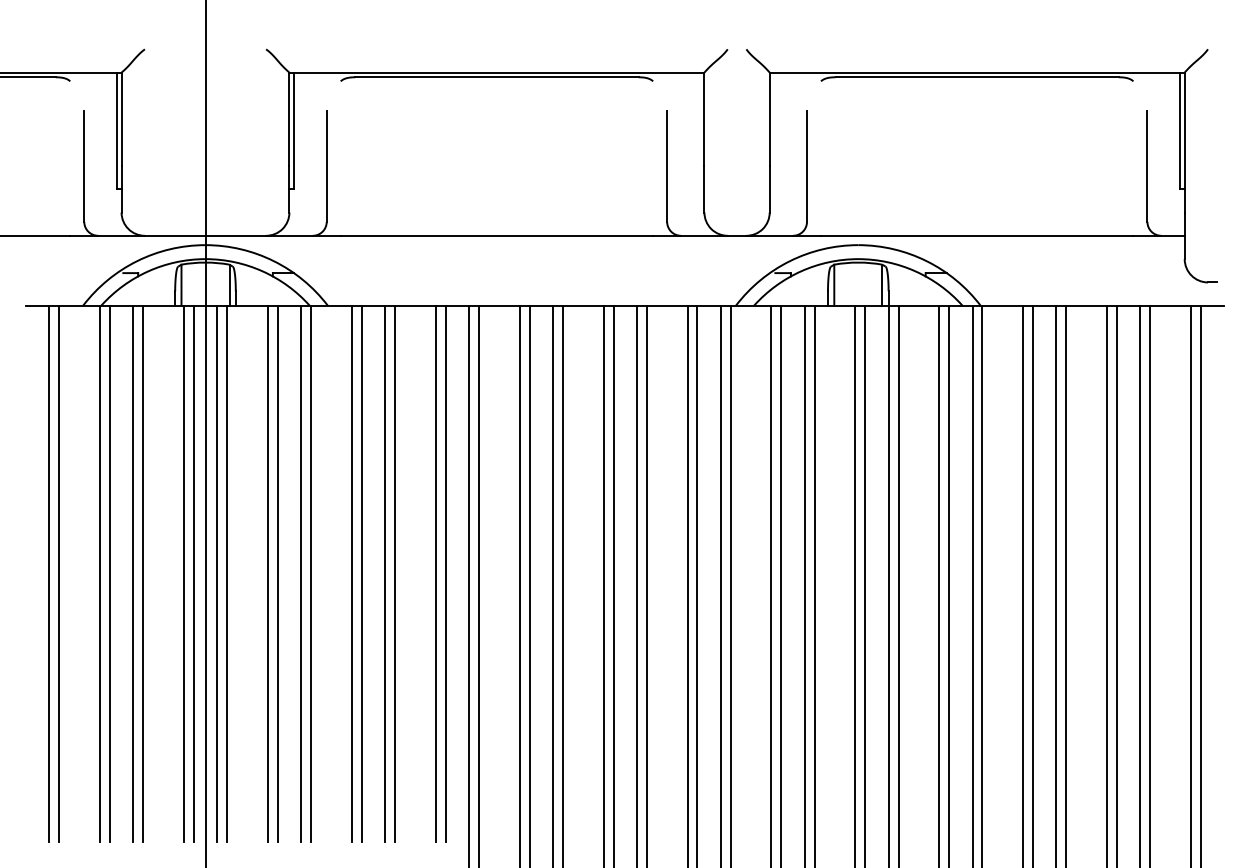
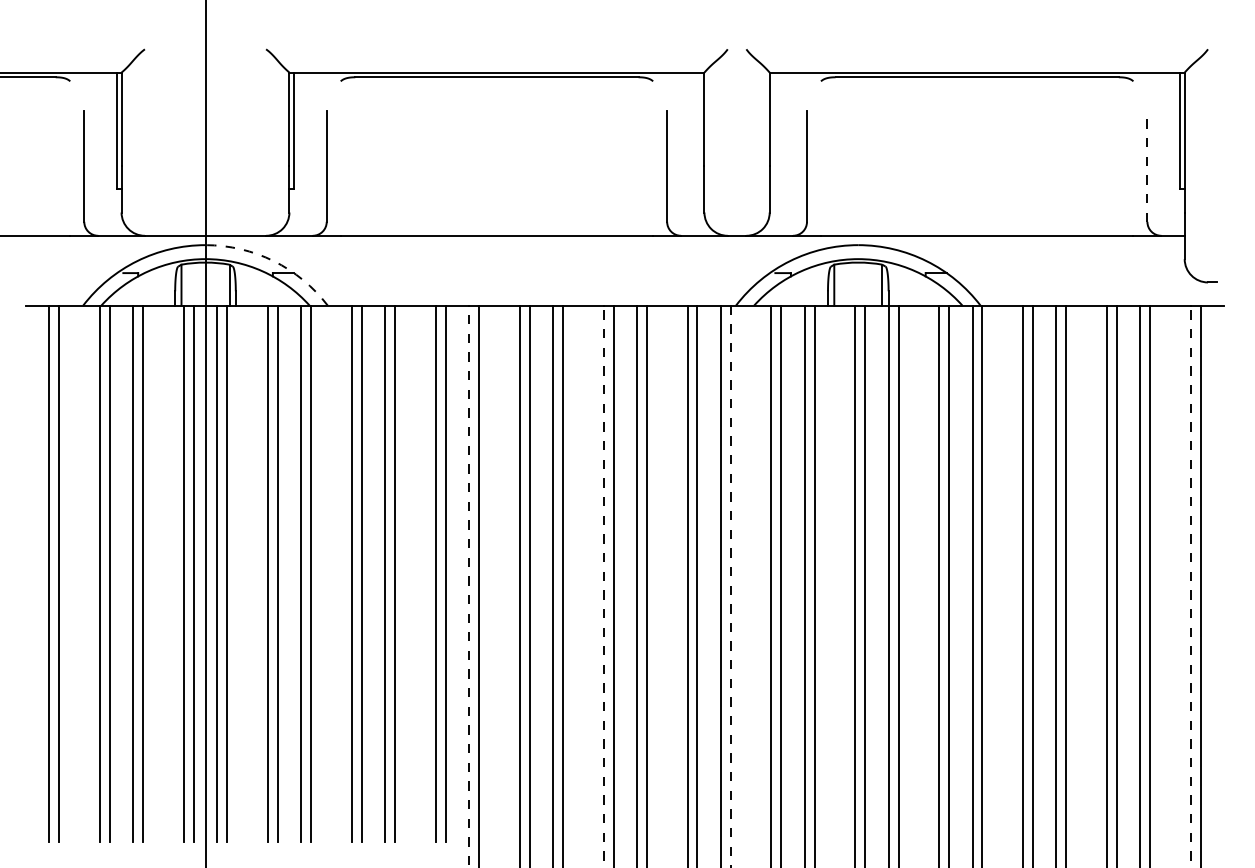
line: solid -> dashed (1147, 165)
arc: solid -> dashed (273, 261)
line: solid -> dashed (468, 586)
line: solid -> dashed (603, 586)
line: solid -> dashed (730, 586)
line: solid -> dashed (1191, 586)
